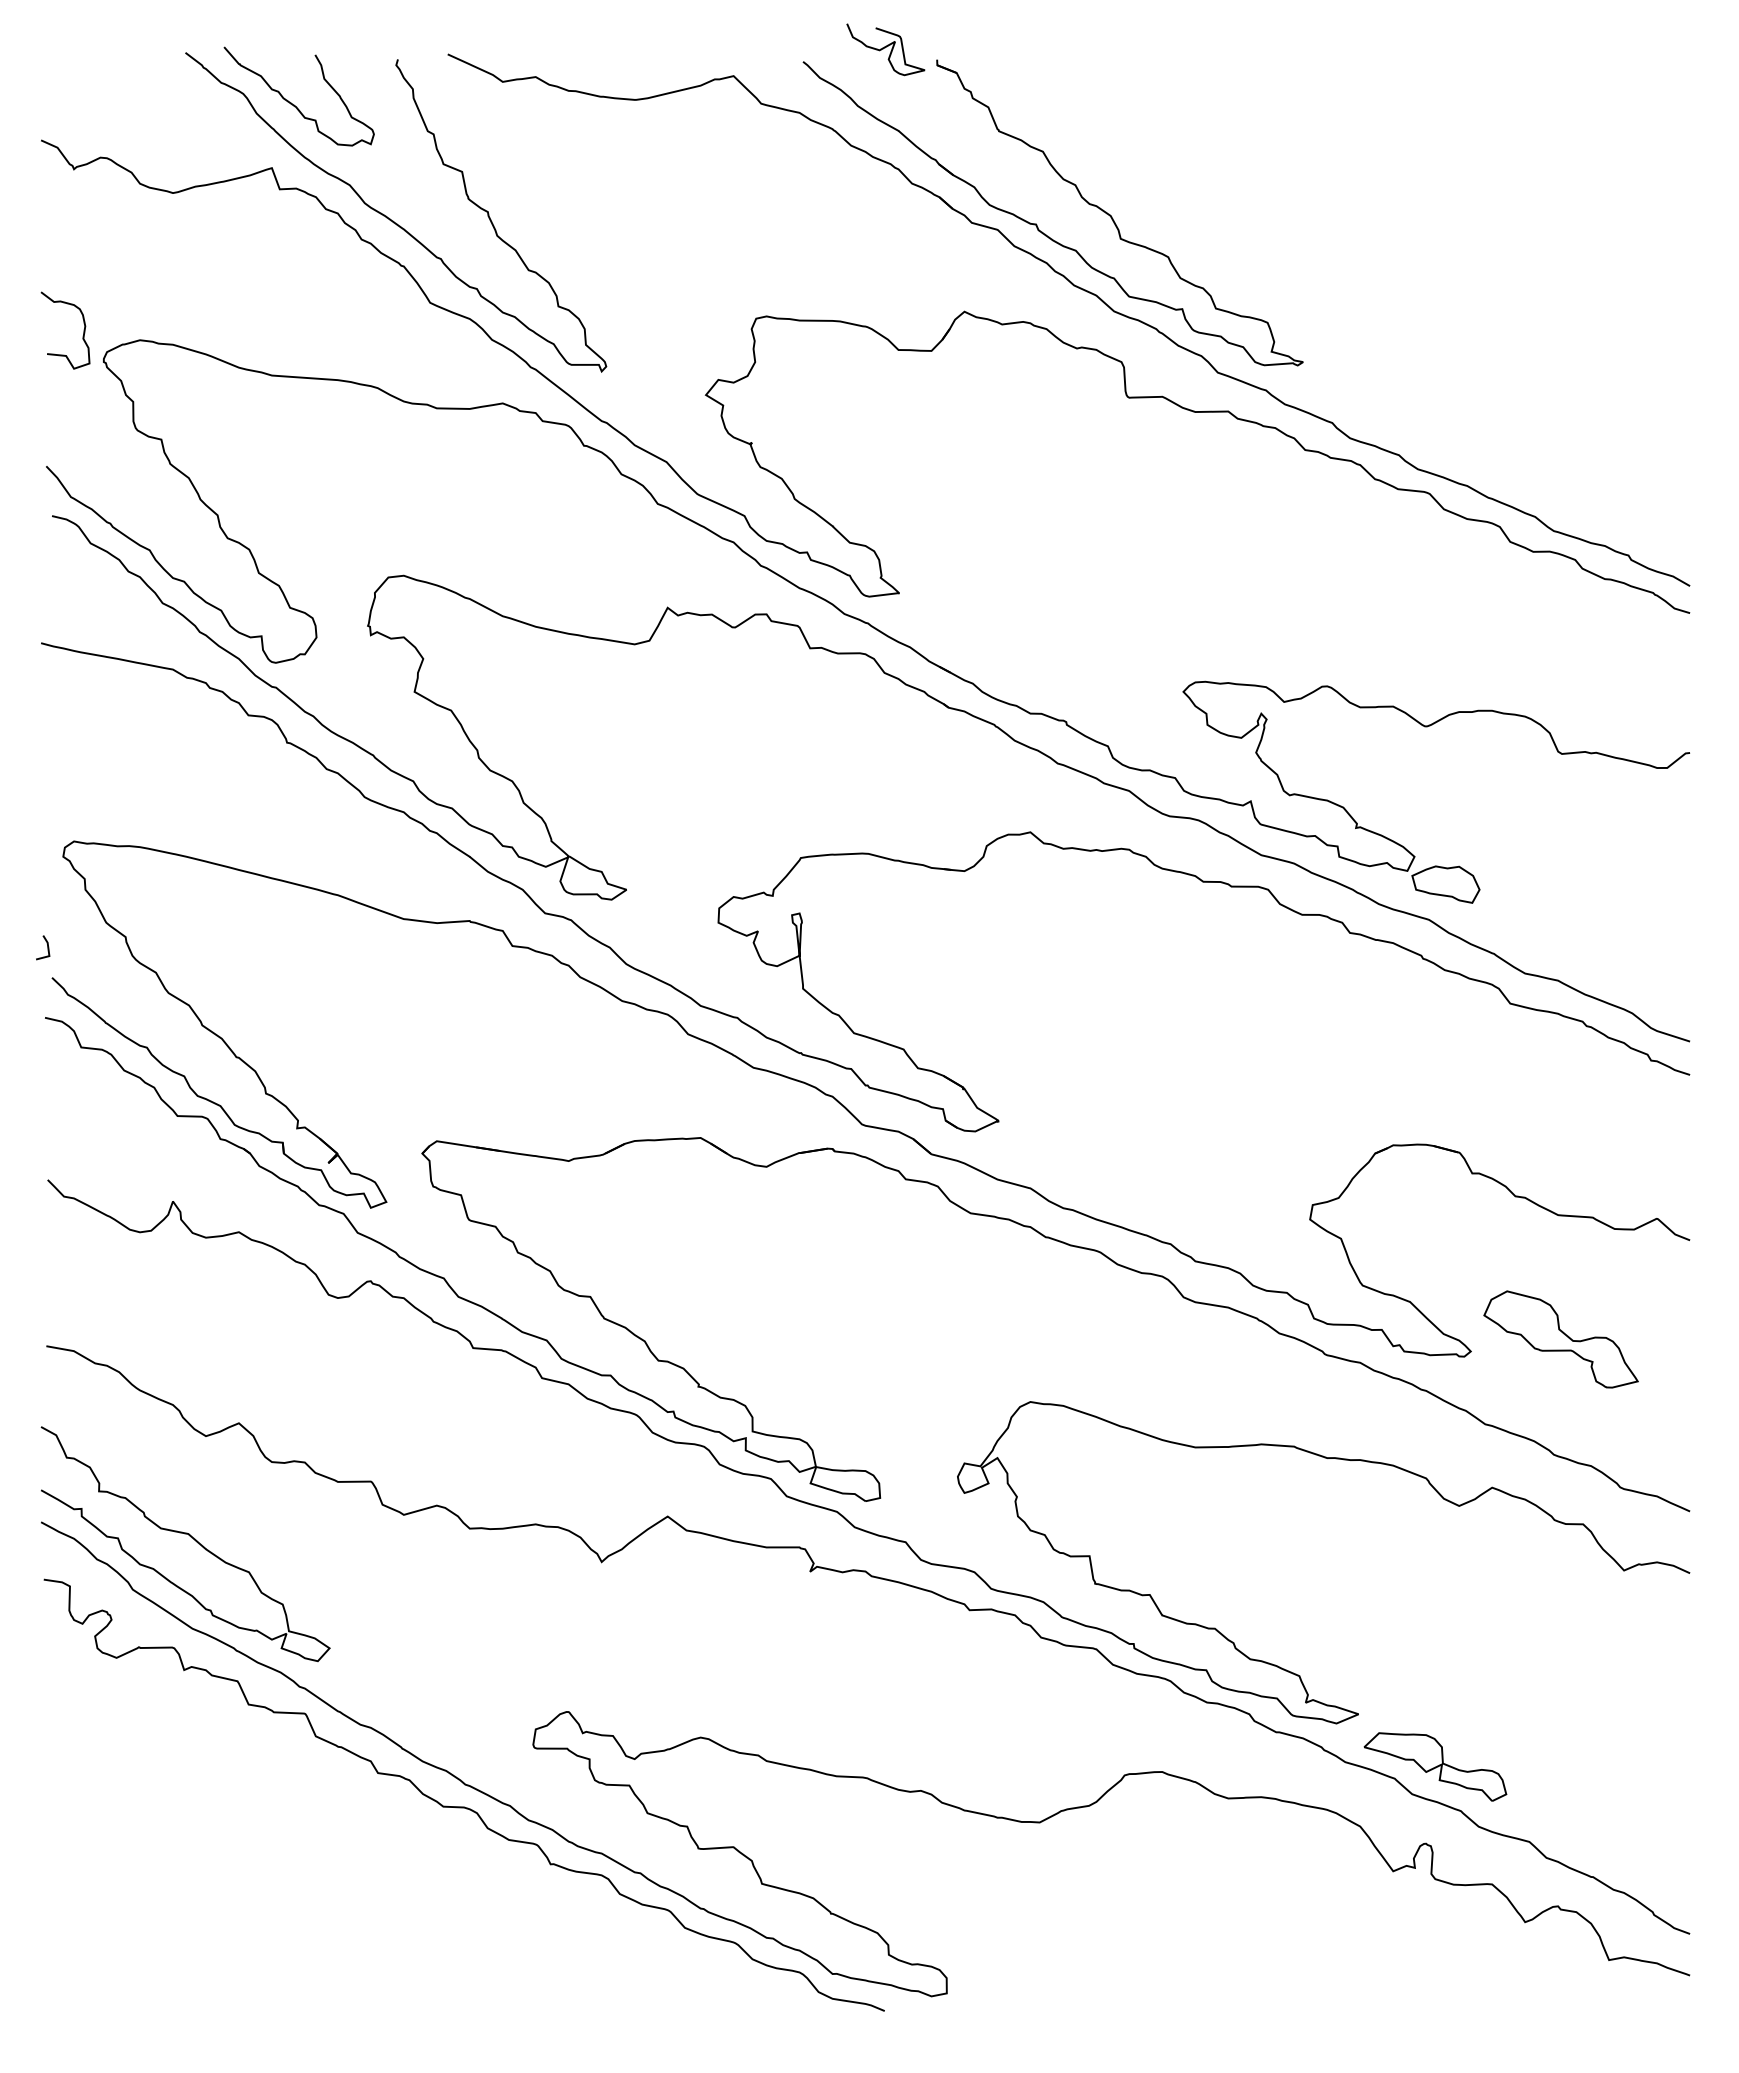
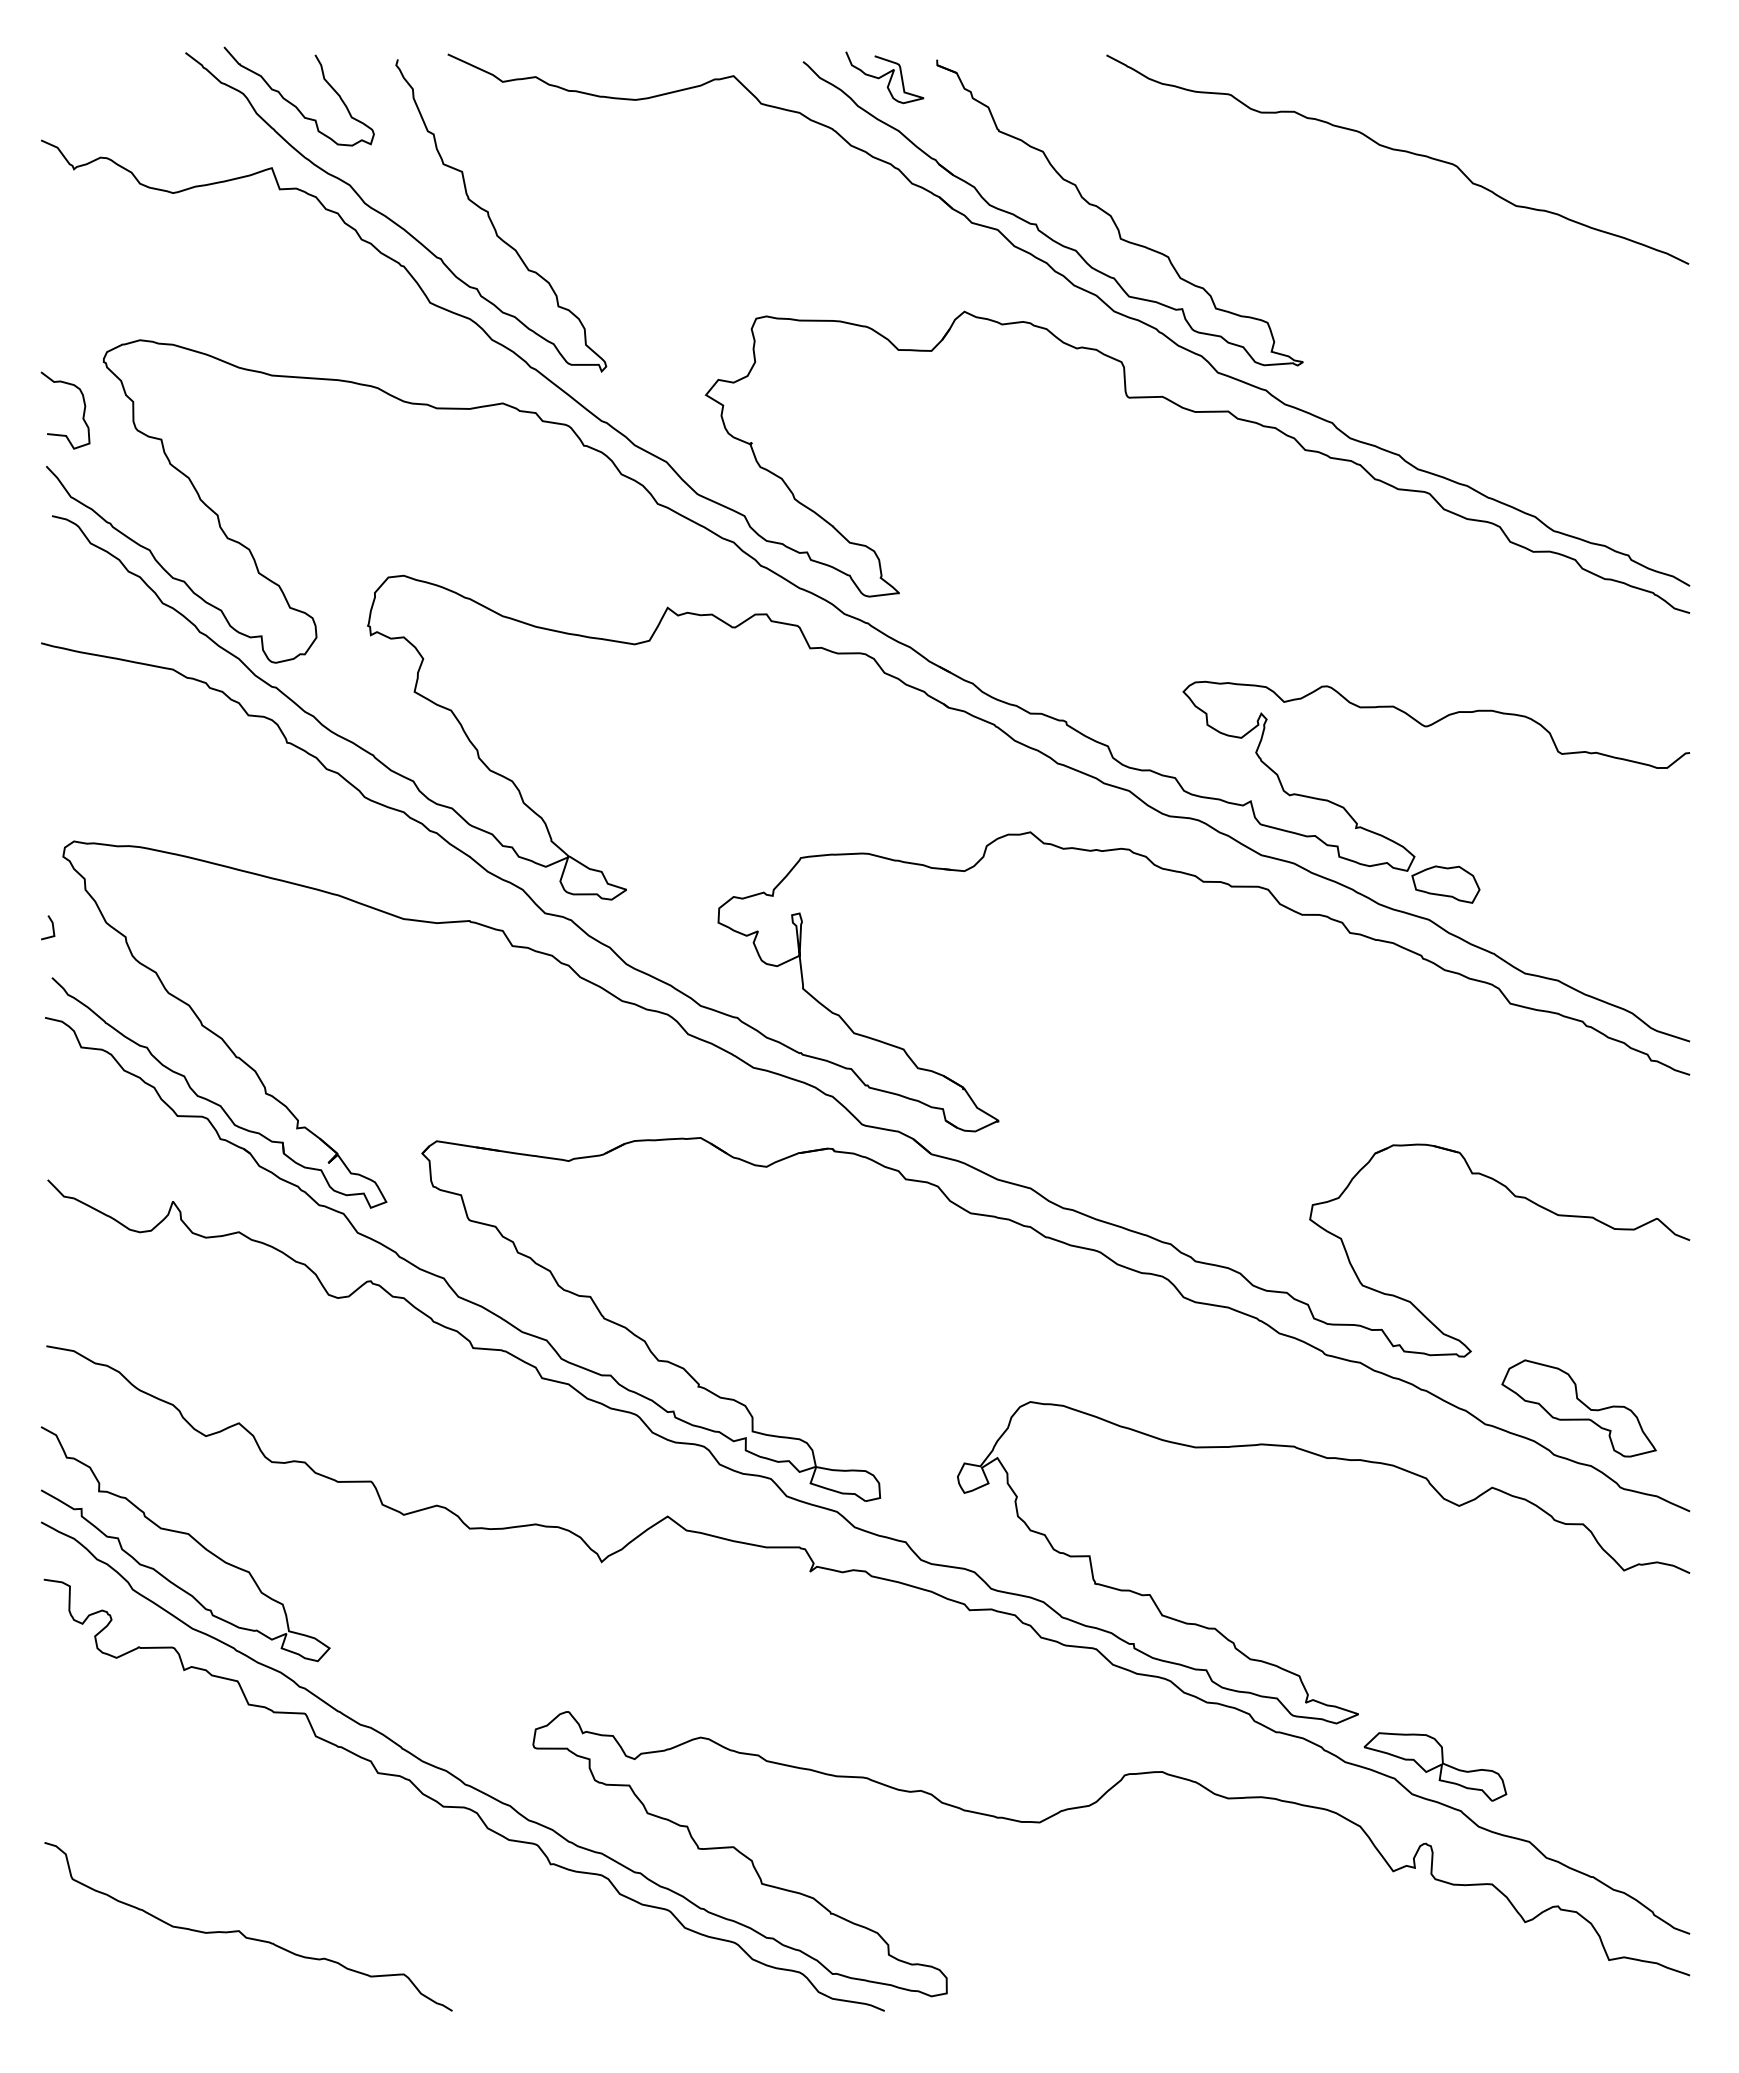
curve position: (885, 48) -> (884, 76) (884, 76)
curve: none -> present (1398, 151)
curve position: (83, 330) -> (83, 410) (83, 410)
line position: (47, 947) -> (52, 927) (52, 927)
part position: (1560, 1339) -> (1578, 1408) (1578, 1408)
curve: none -> present (243, 1933)
